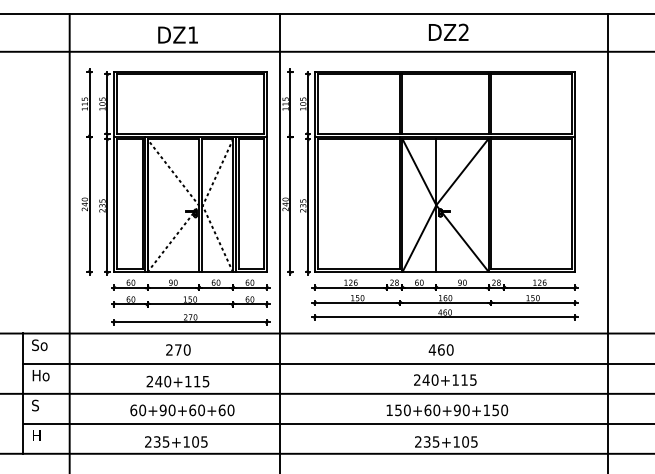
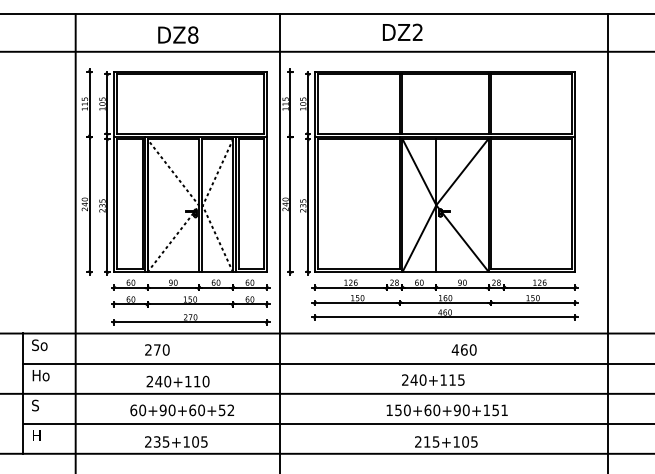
text position: (448, 31) -> (402, 31) (402, 31)
text: DZ1 -> DZ8 (193, 34)
line position: (69, 242) -> (75, 242) (75, 242)
text position: (178, 349) -> (157, 349) (157, 349)
text position: (440, 349) -> (463, 349) (463, 349)
text position: (445, 379) -> (433, 379) (433, 379)
text: 240+115 -> 240+110 (205, 381)
text: 60+90+60+60 -> 60+90+60+52 (226, 410)
text: 150+60+90+150 -> 150+60+90+151 (504, 410)
text: 235+105 -> 215+105 (426, 441)
